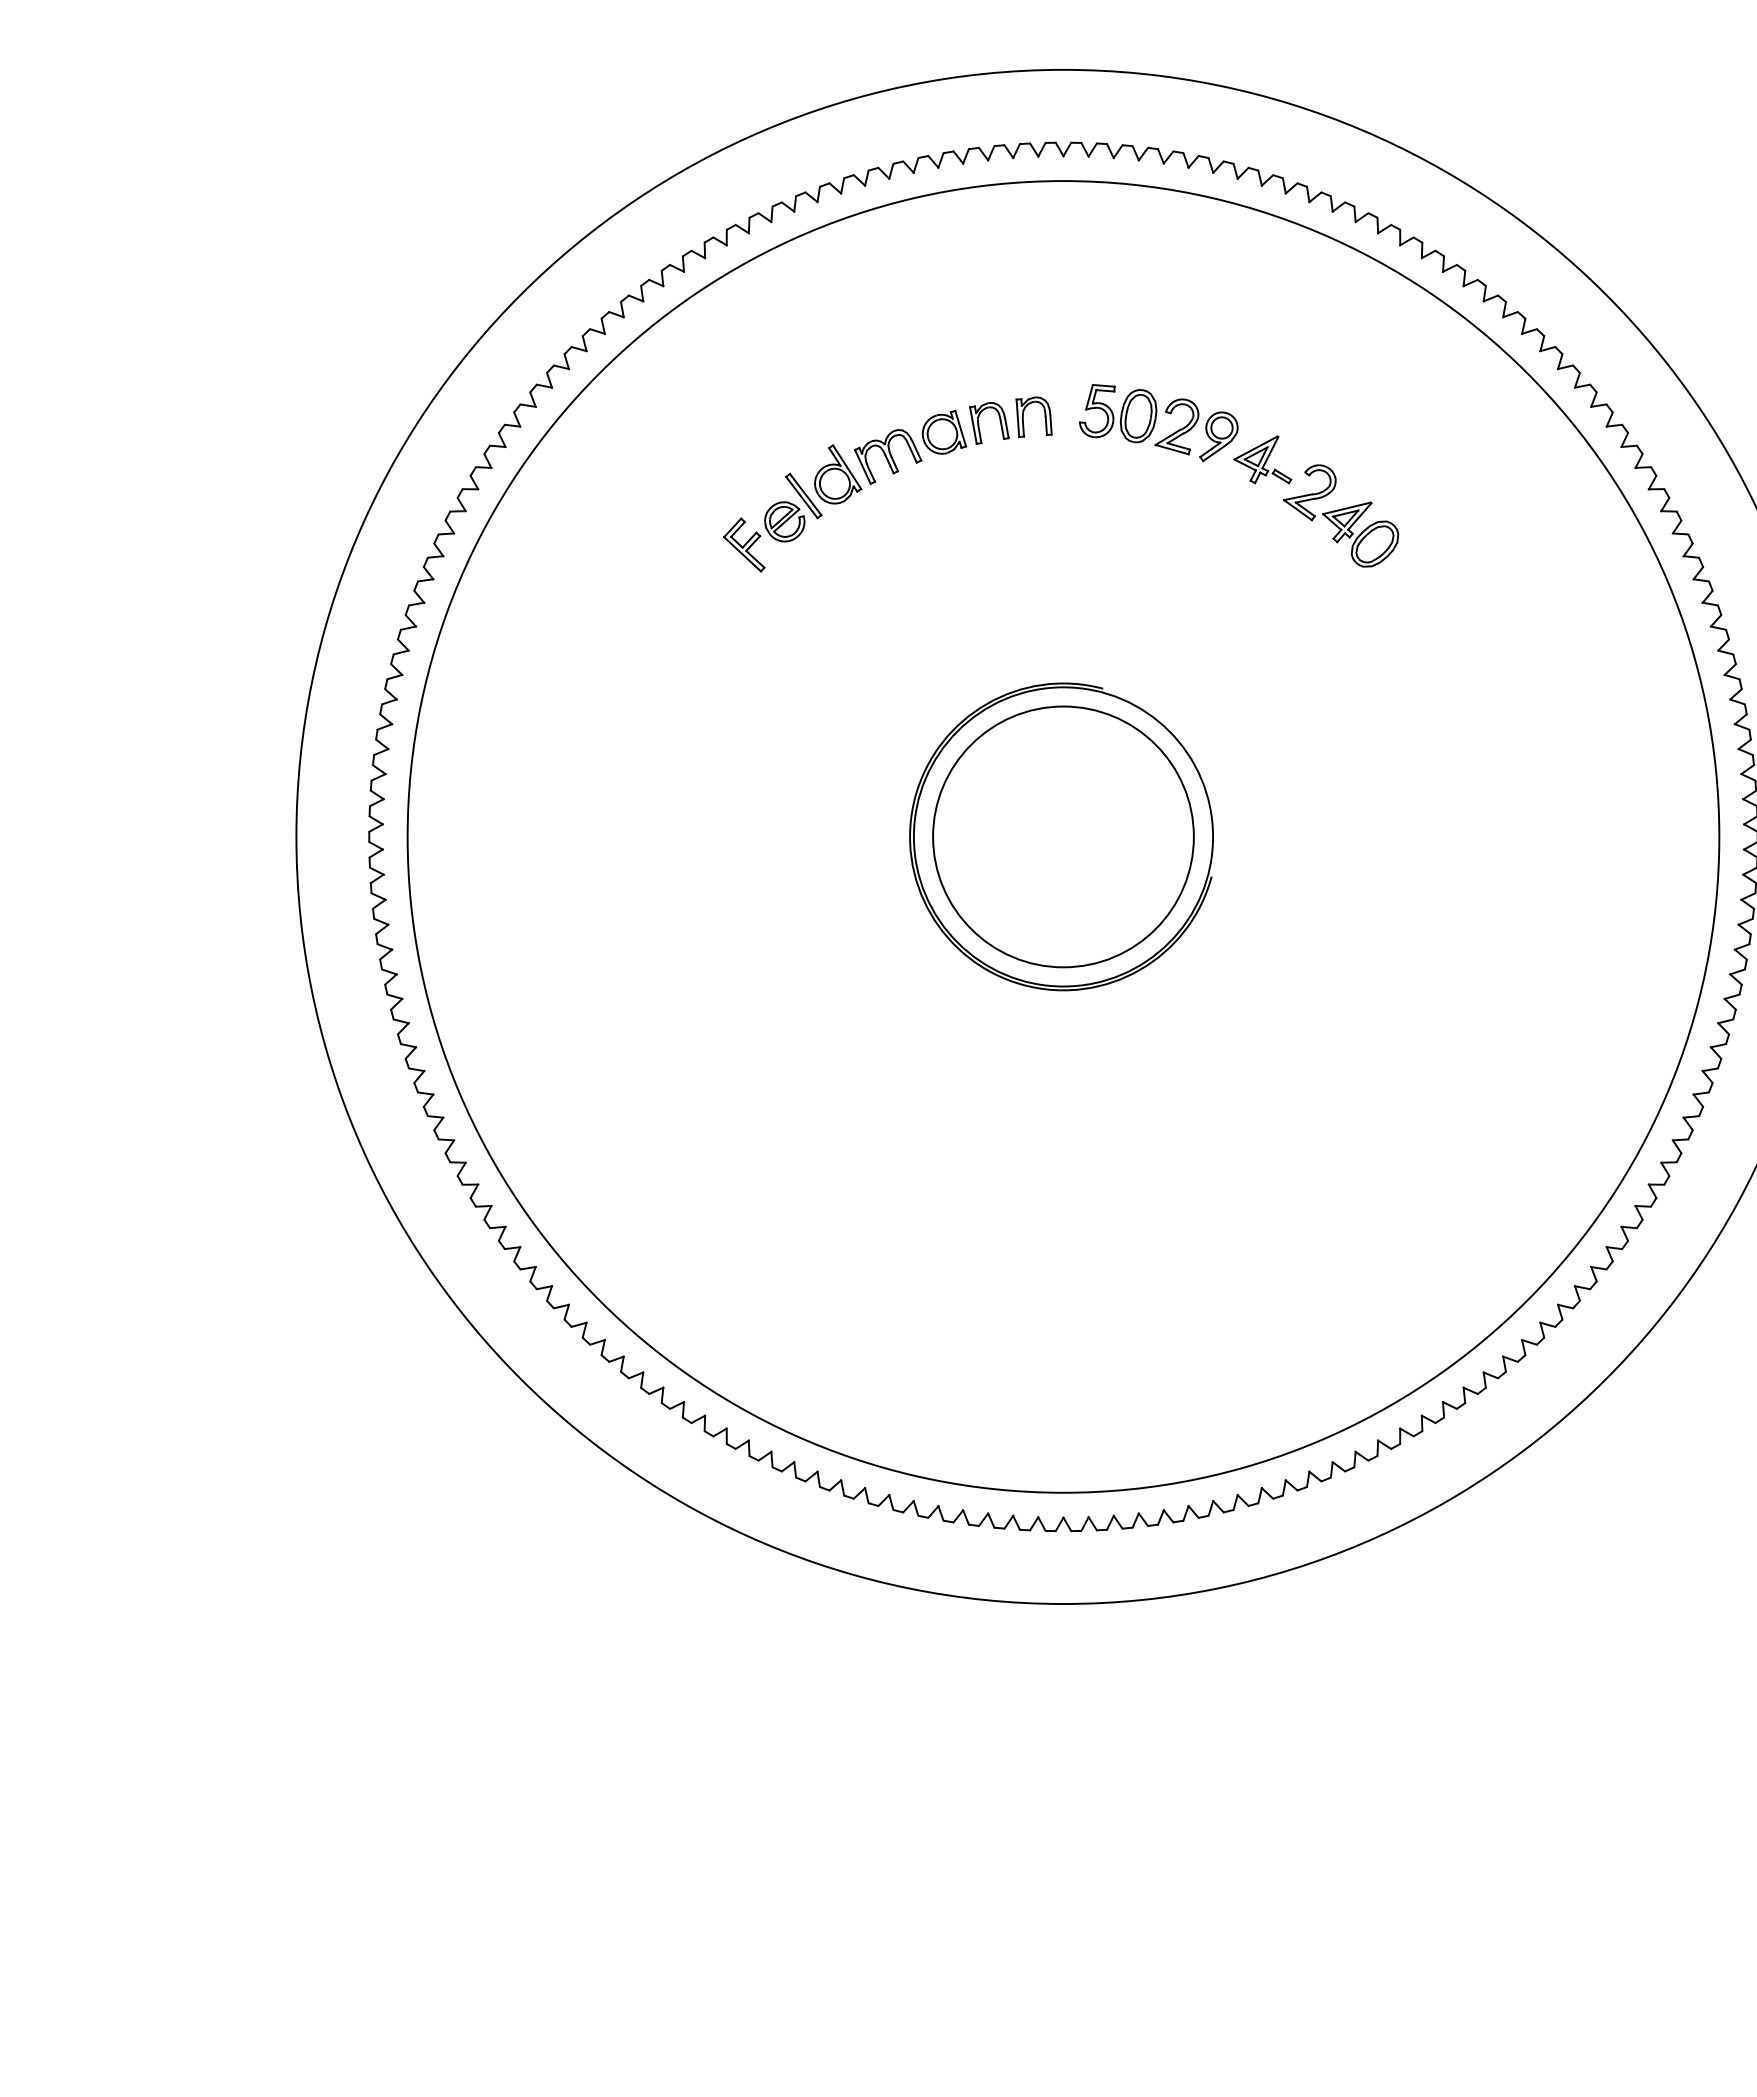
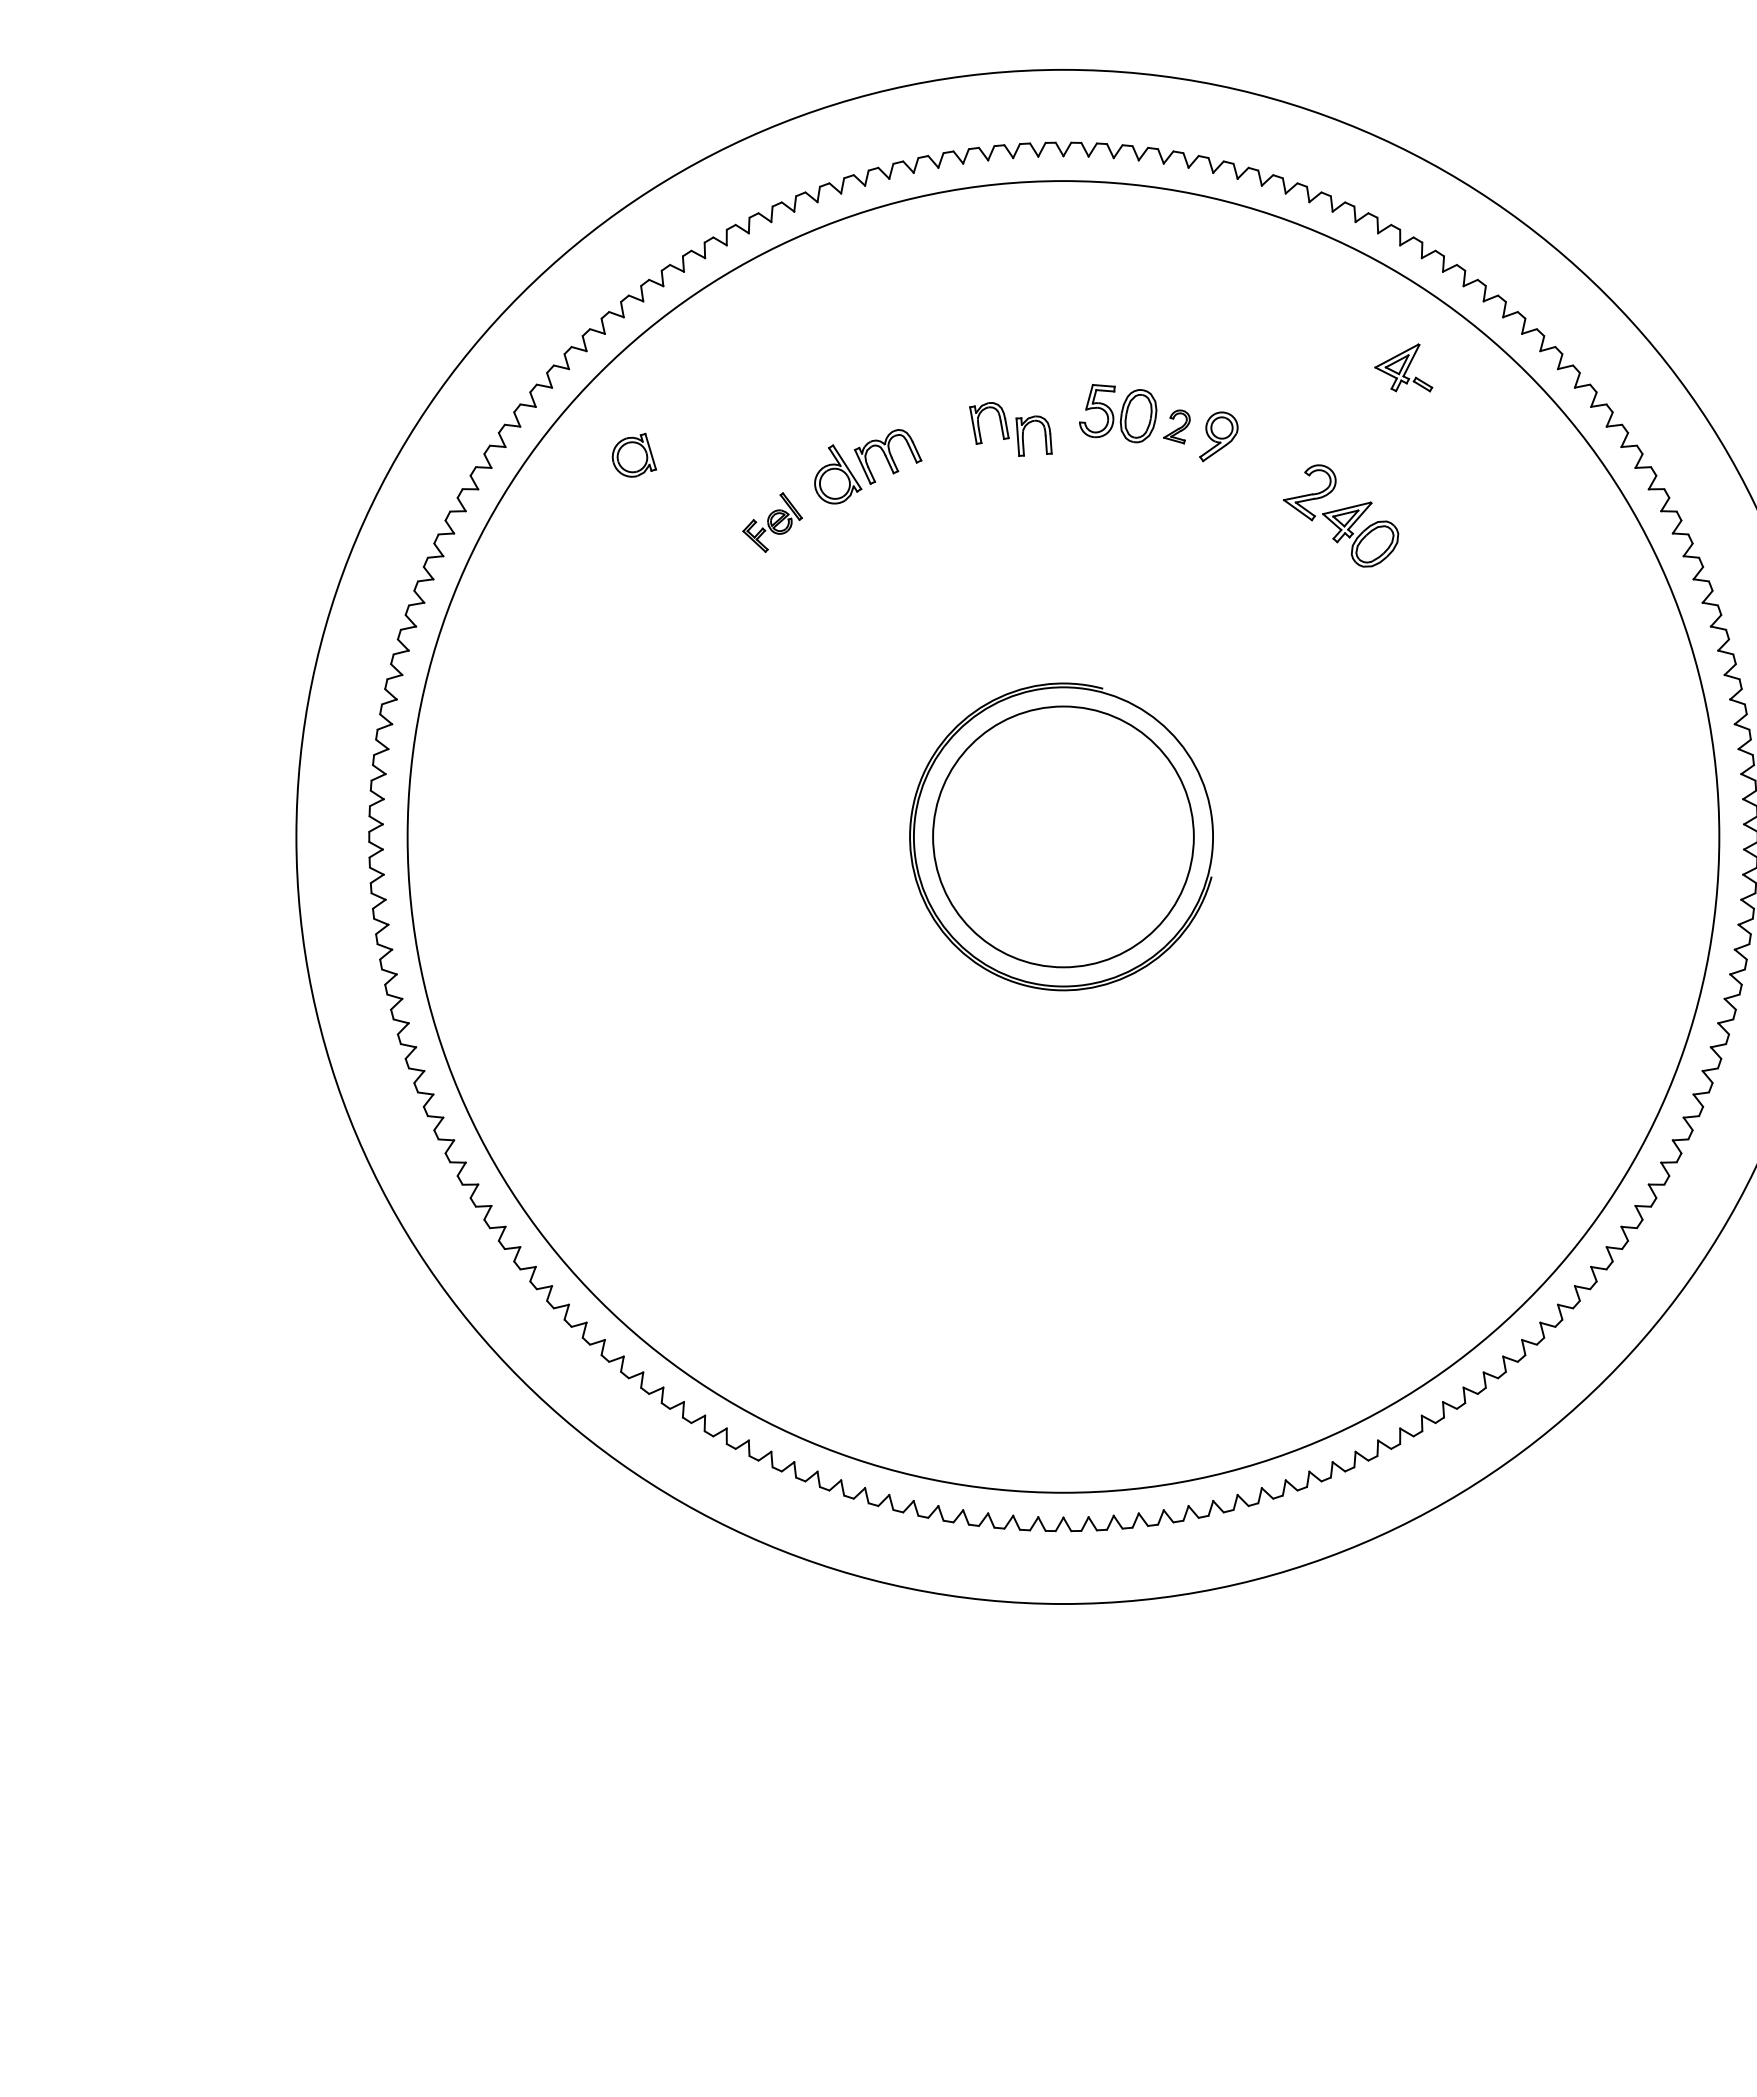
part position: (1023, 416) -> (1023, 435) (1023, 435)
part size: 46x58 px -> 28x36 px (1176, 426)
part position: (943, 431) -> (633, 454) (633, 454)
part position: (1262, 459) -> (1403, 367) (1403, 367)
part size: 101x101 px -> 61x61 px (772, 522)
